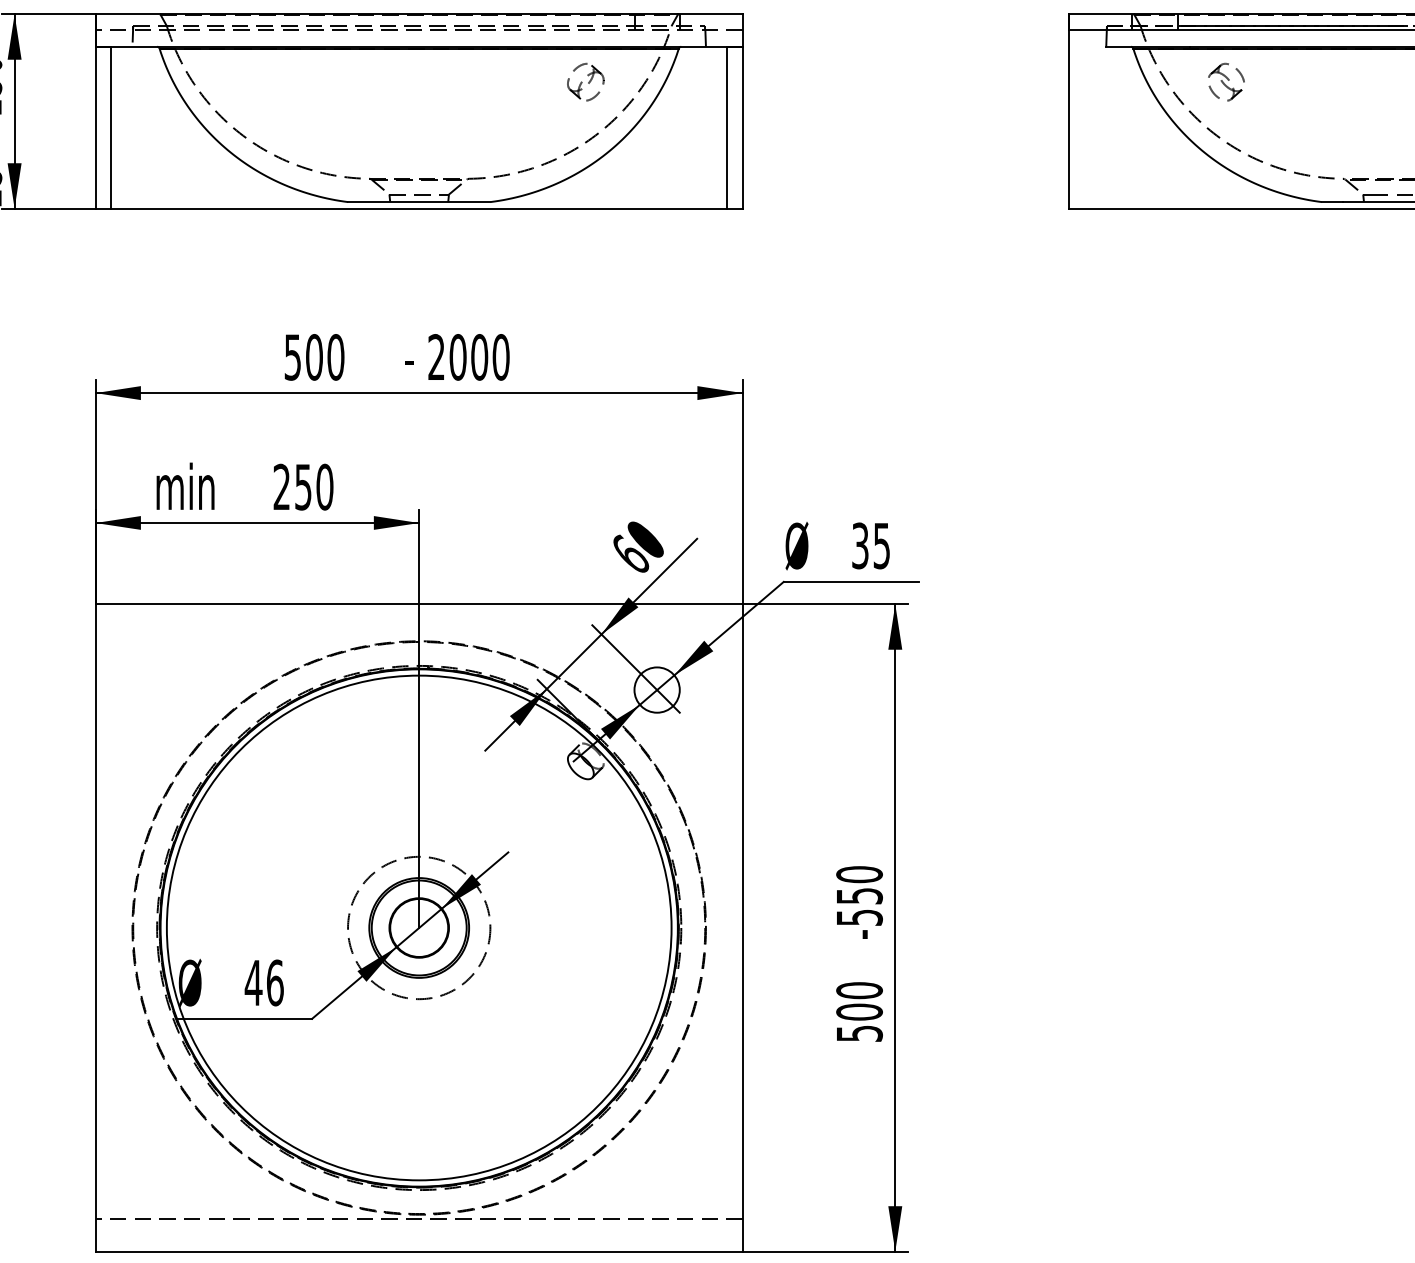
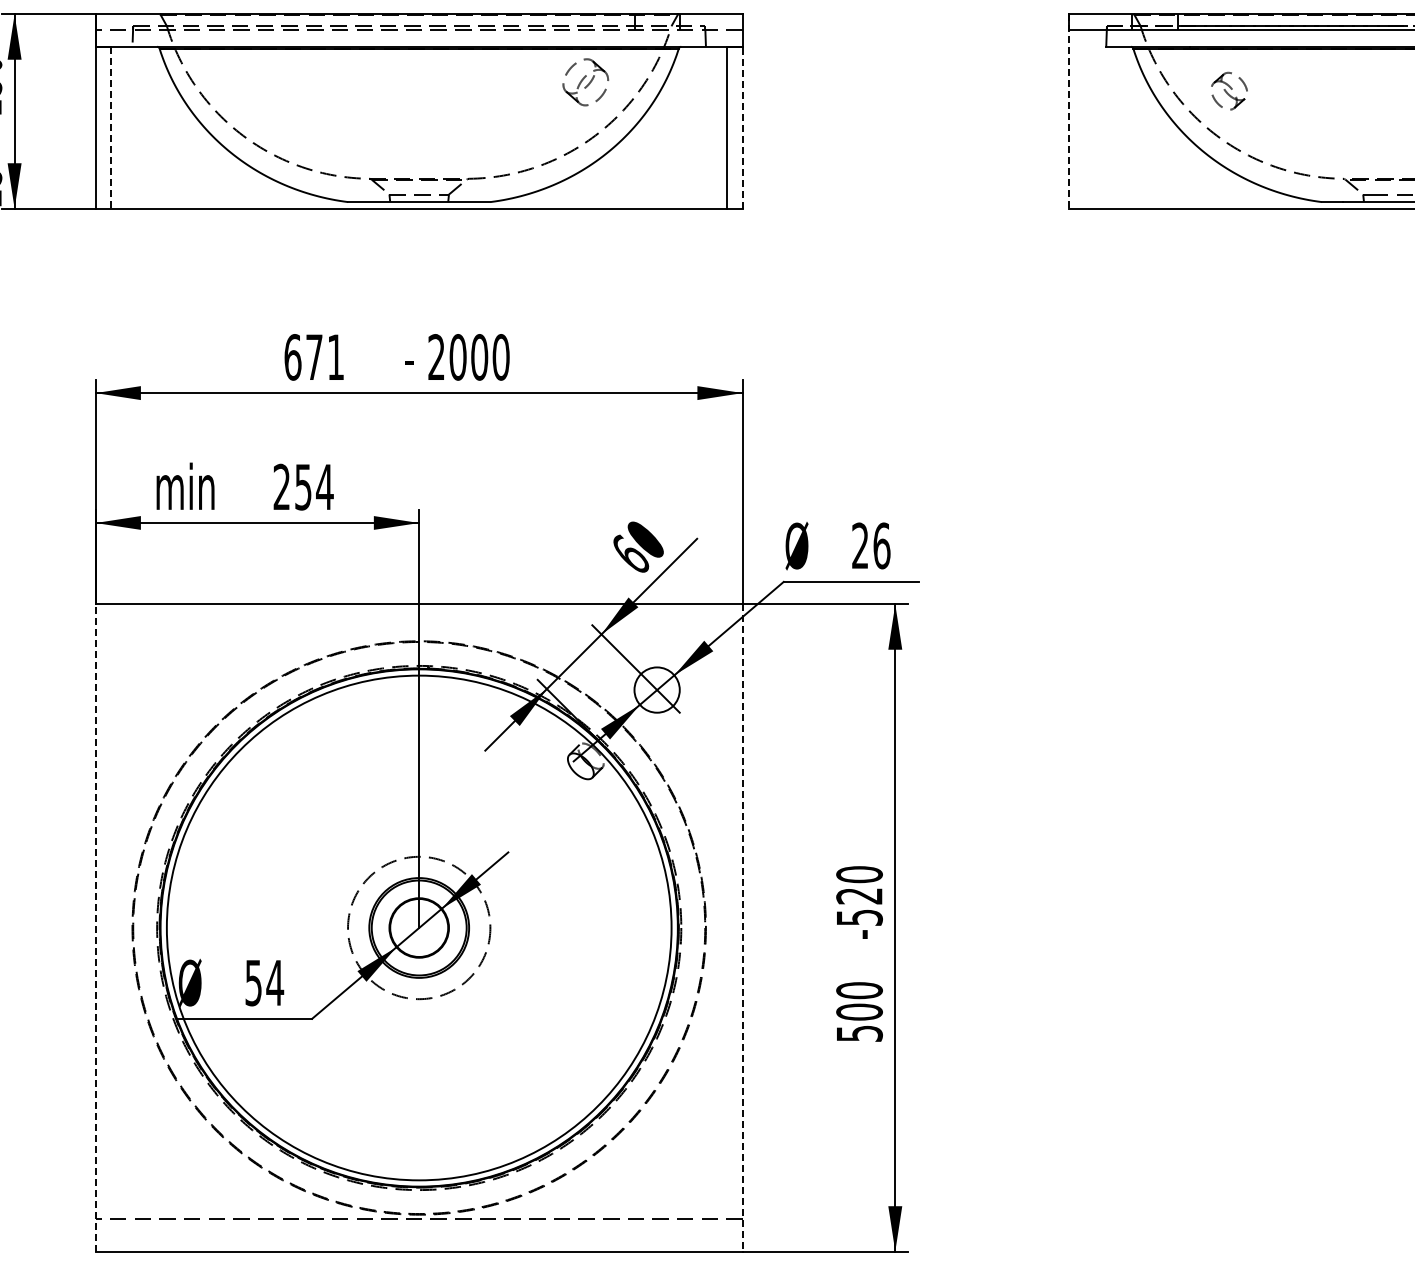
part size: 38x40 px -> 48x49 px (585, 82)
part position: (1226, 81) -> (1229, 90) (1229, 90)
line: solid -> dashed (1069, 112)
line: solid -> dashed (111, 127)
line: solid -> dashed (742, 127)
text: 500 -> 671 (314, 357)
text: 250 -> 254 (324, 486)
text: 35 -> 26 (871, 545)
text: -550 -> -520 (859, 896)
line: solid -> dashed (95, 927)
line: solid -> dashed (742, 927)
text: 46 -> 54 (264, 982)
